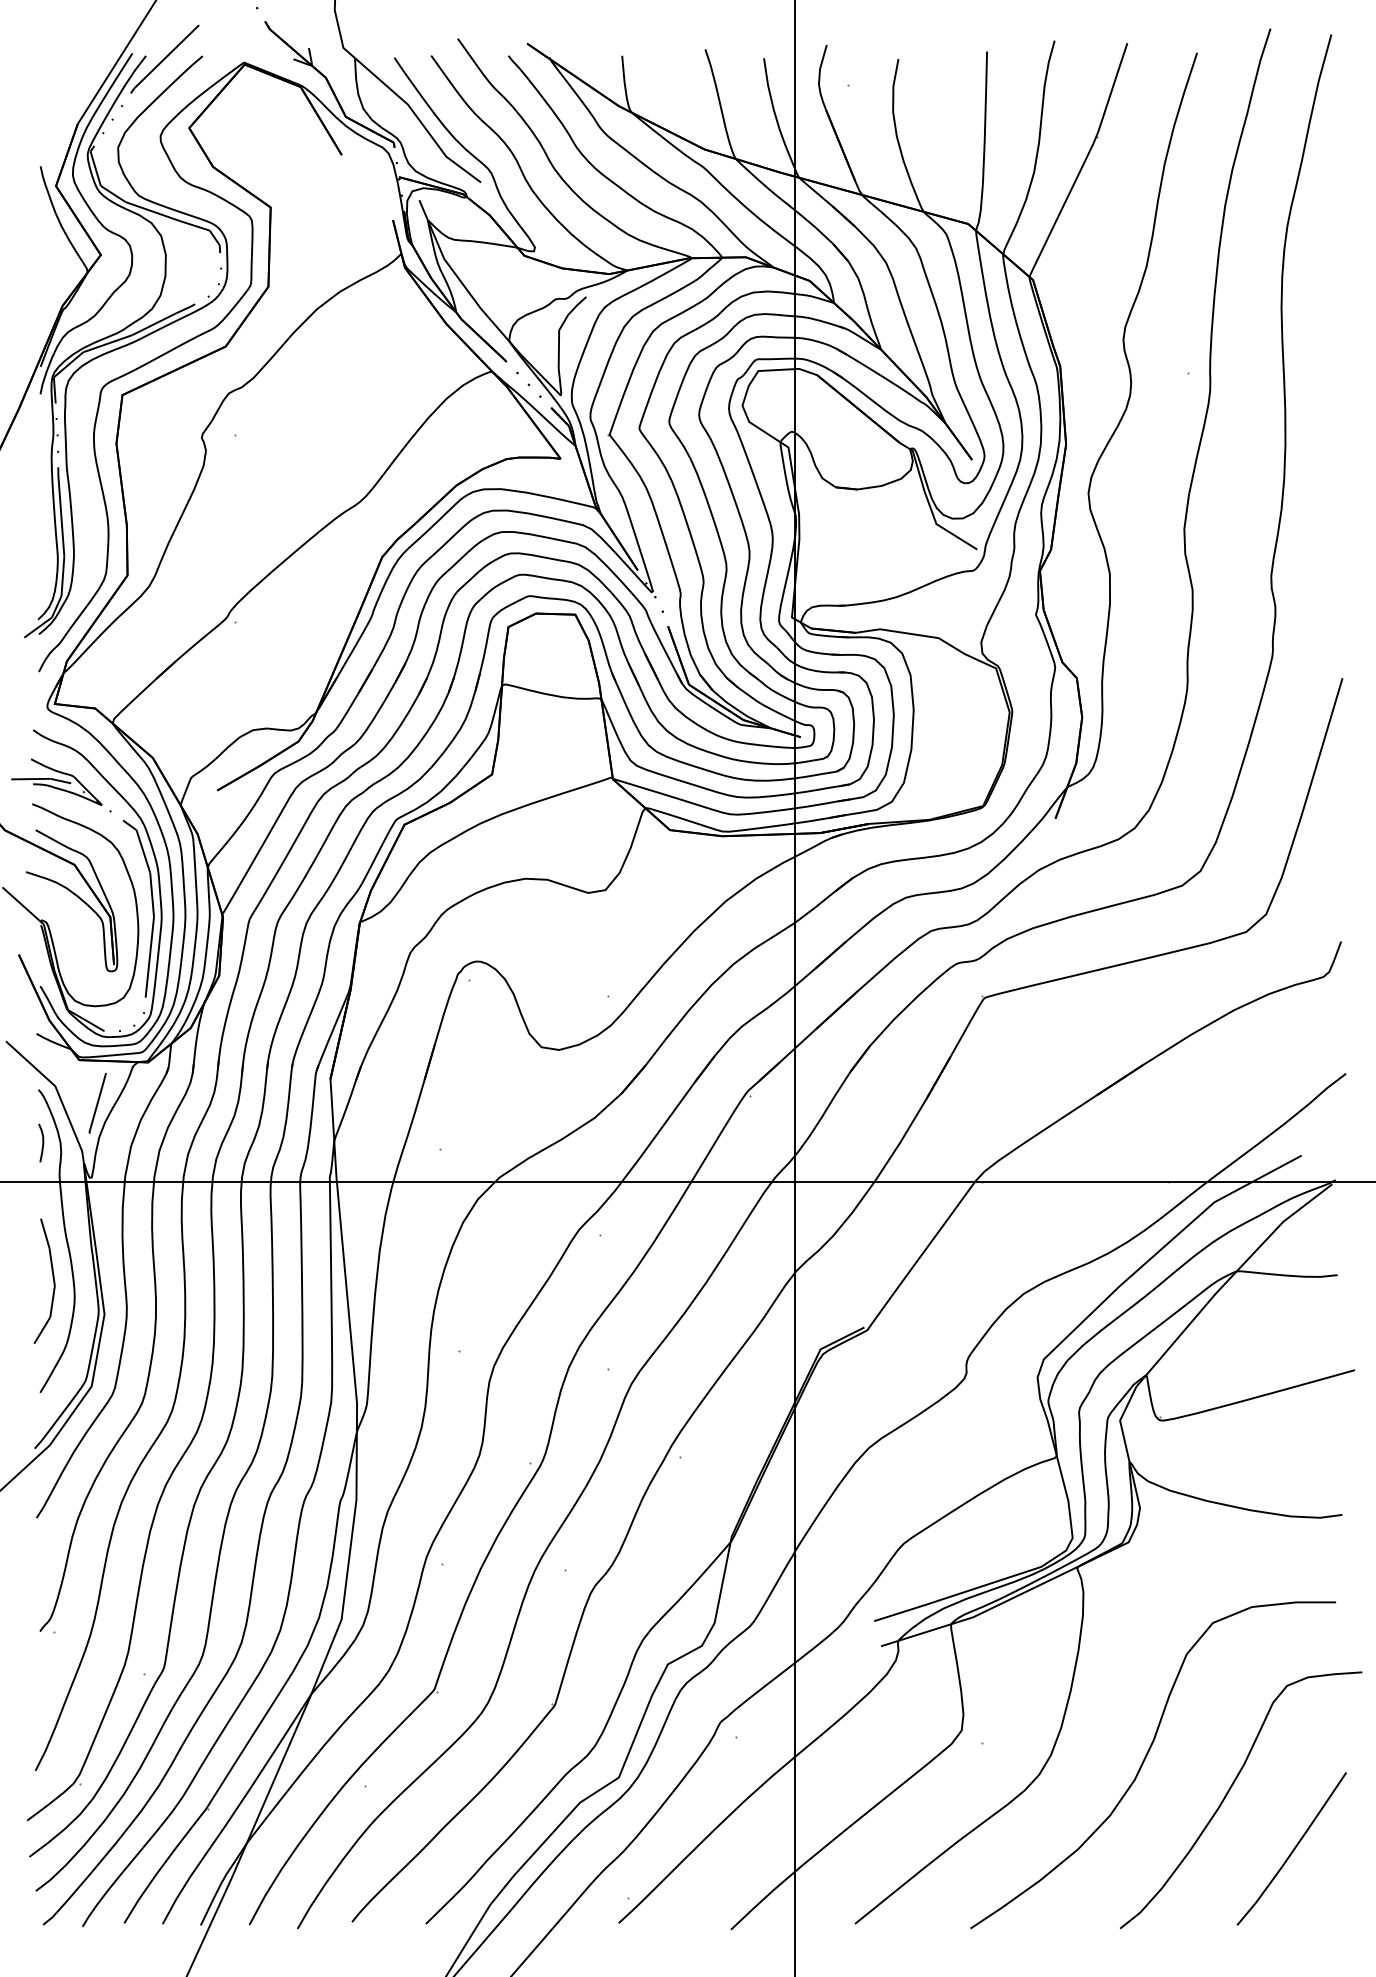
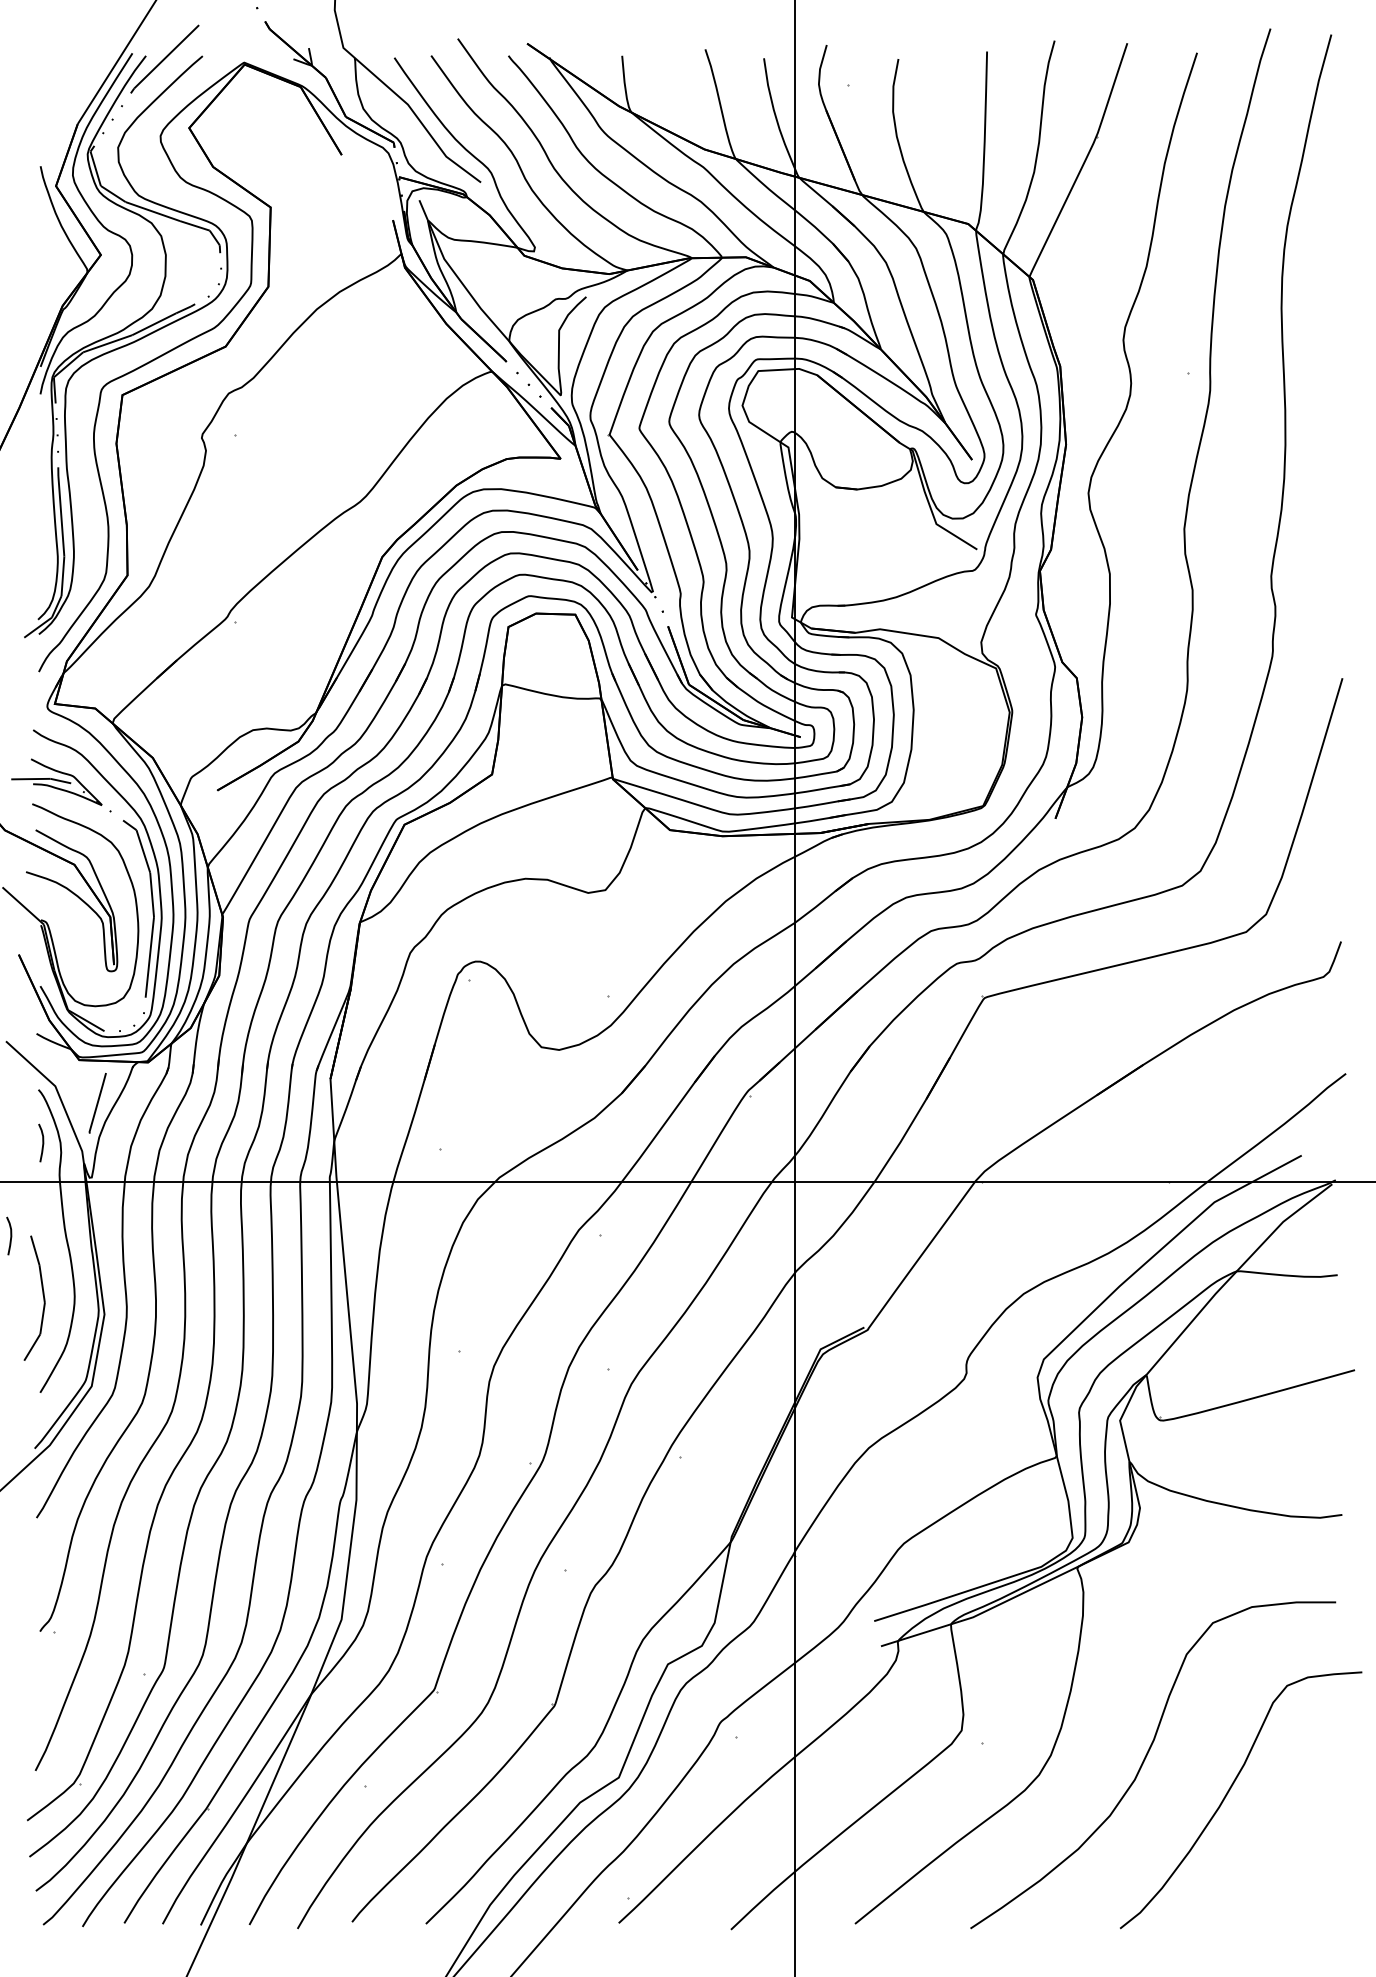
curve: none -> present (10, 1235)
line position: (52, 1278) -> (42, 1295) (42, 1295)
curve: present -> none (1293, 1848)
